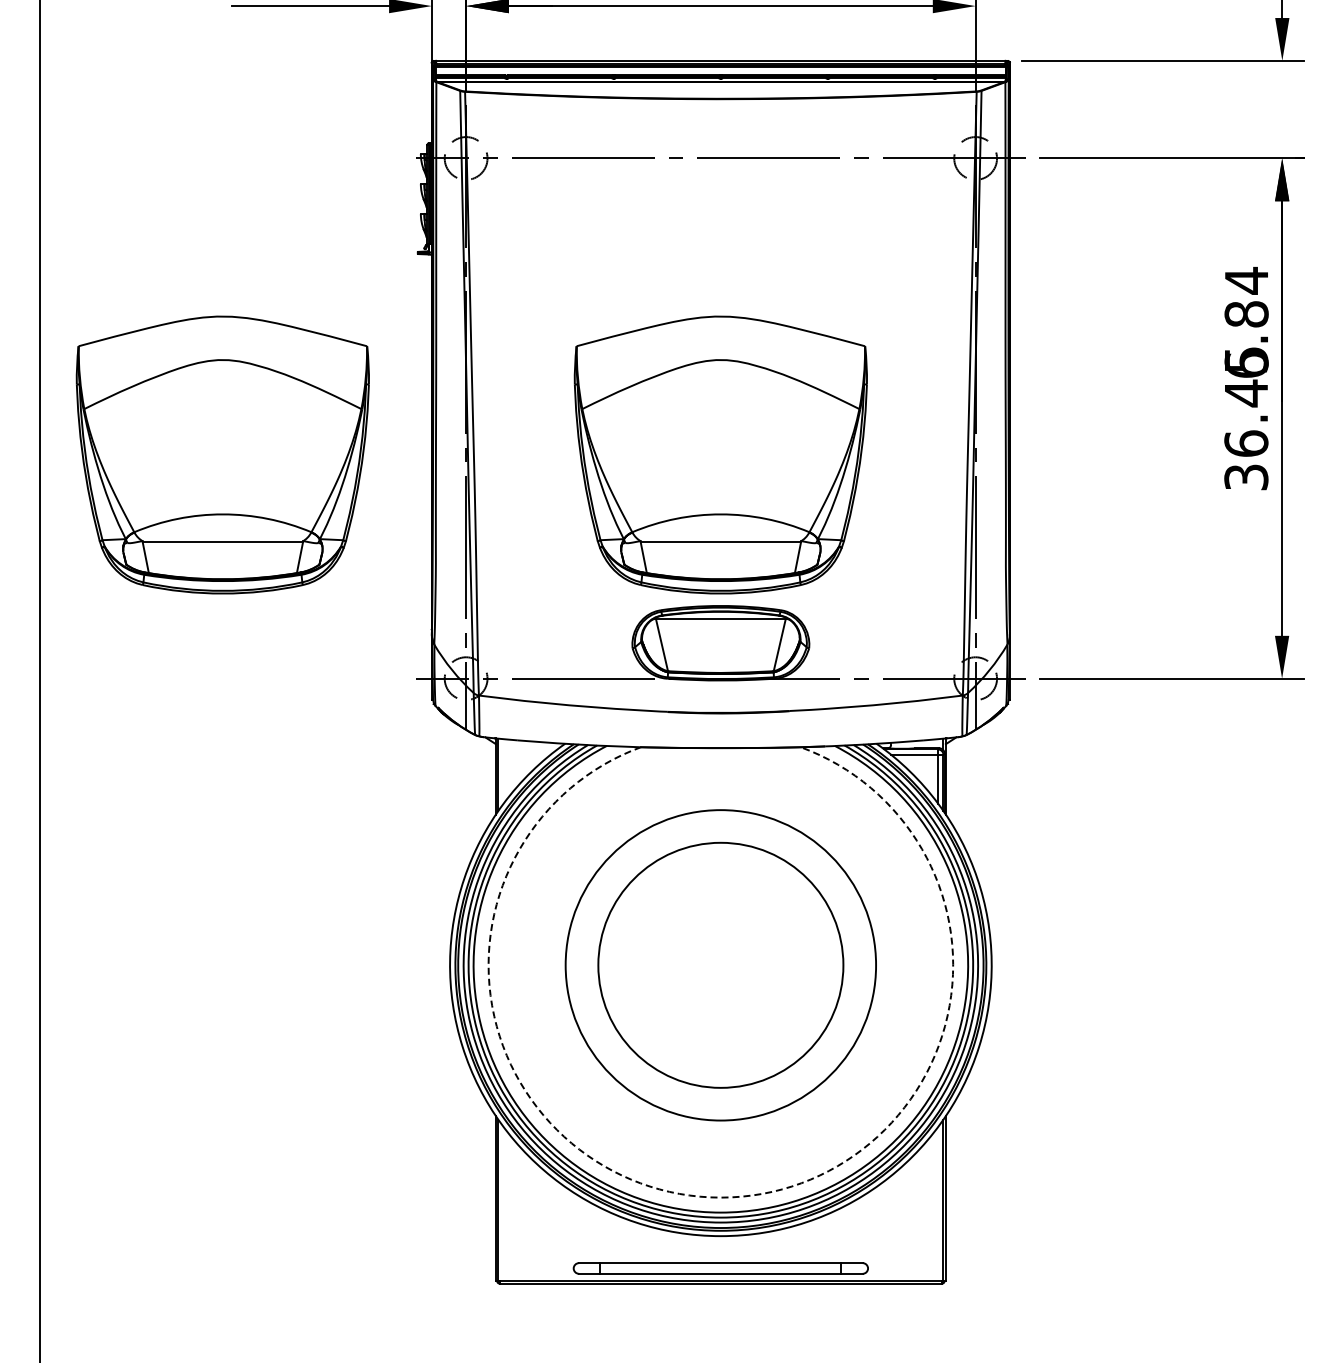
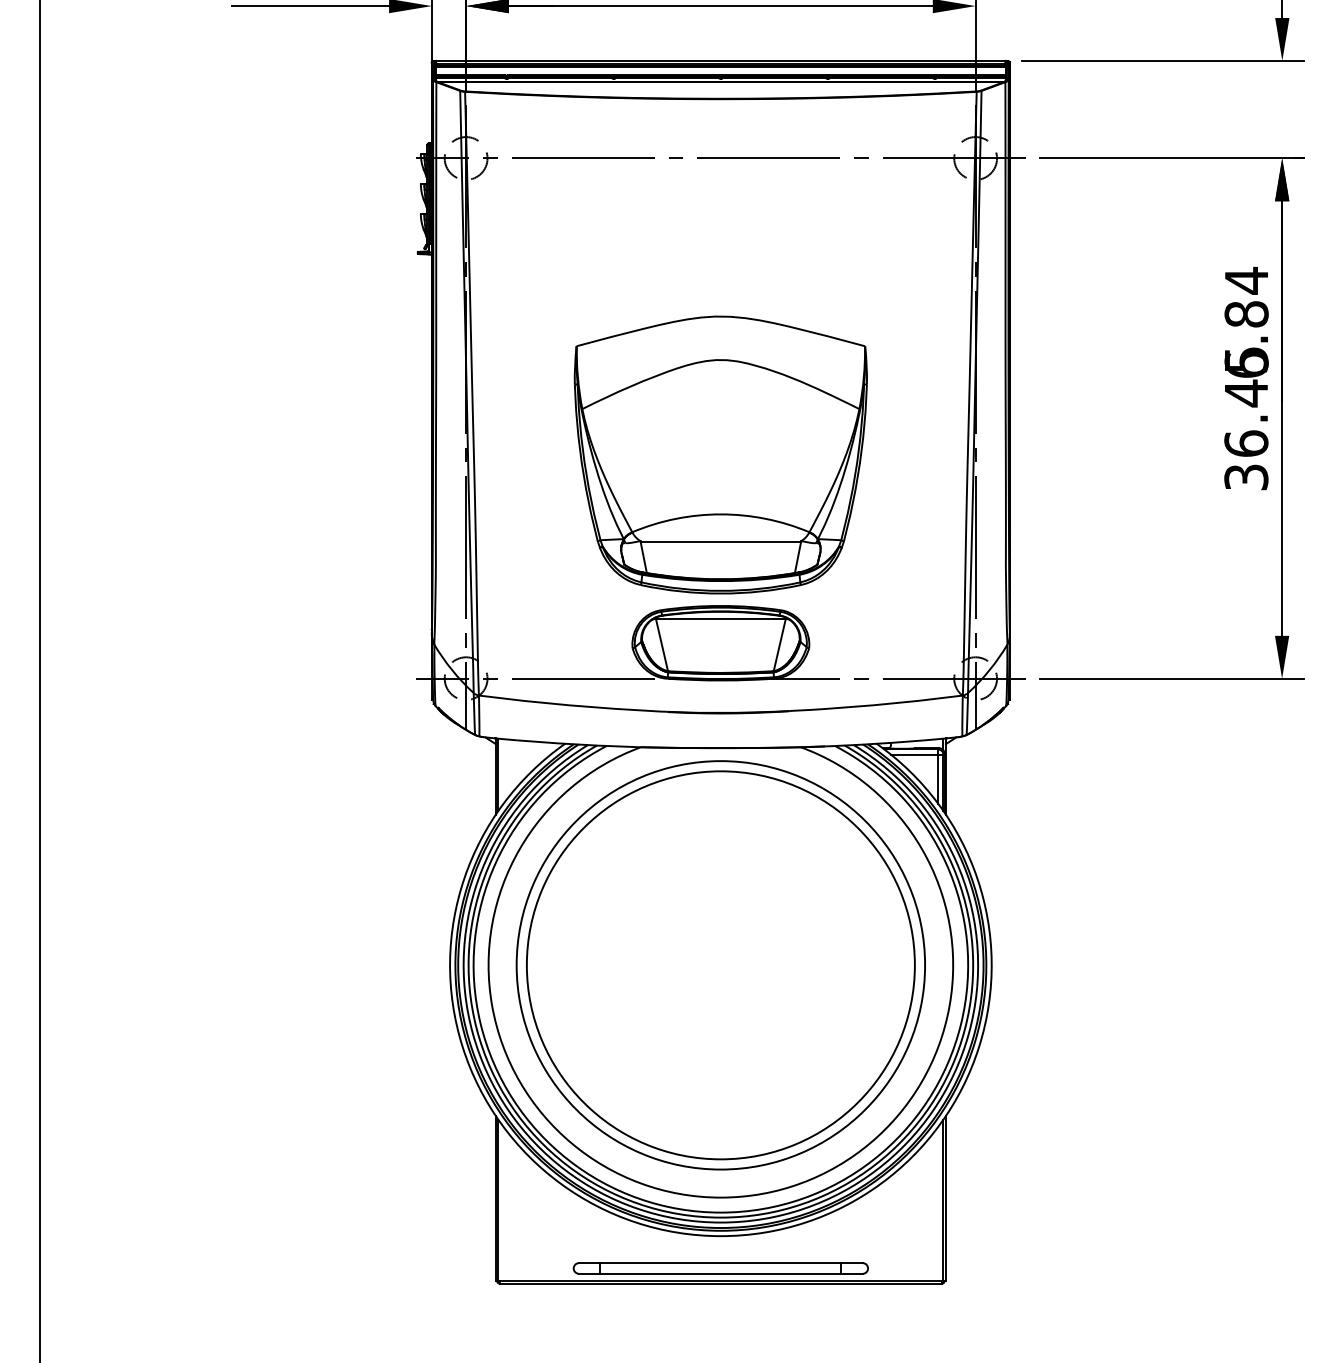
part: present -> none (222, 454)
circle diameter: 245 px -> 408 px (720, 965)
circle diameter: 310 px -> 388 px (720, 965)
arc: dashed -> solid (720, 1197)
